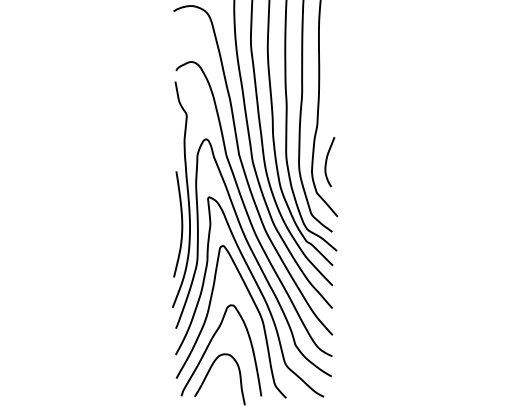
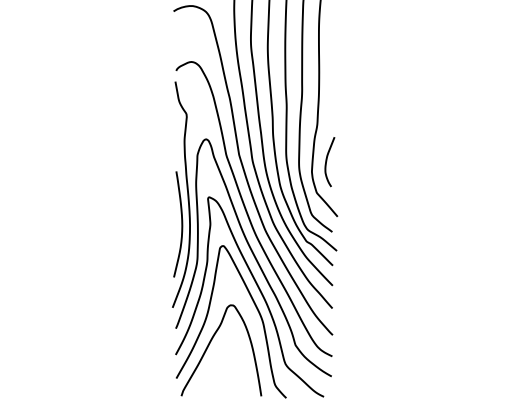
curve: present -> none (208, 374)
